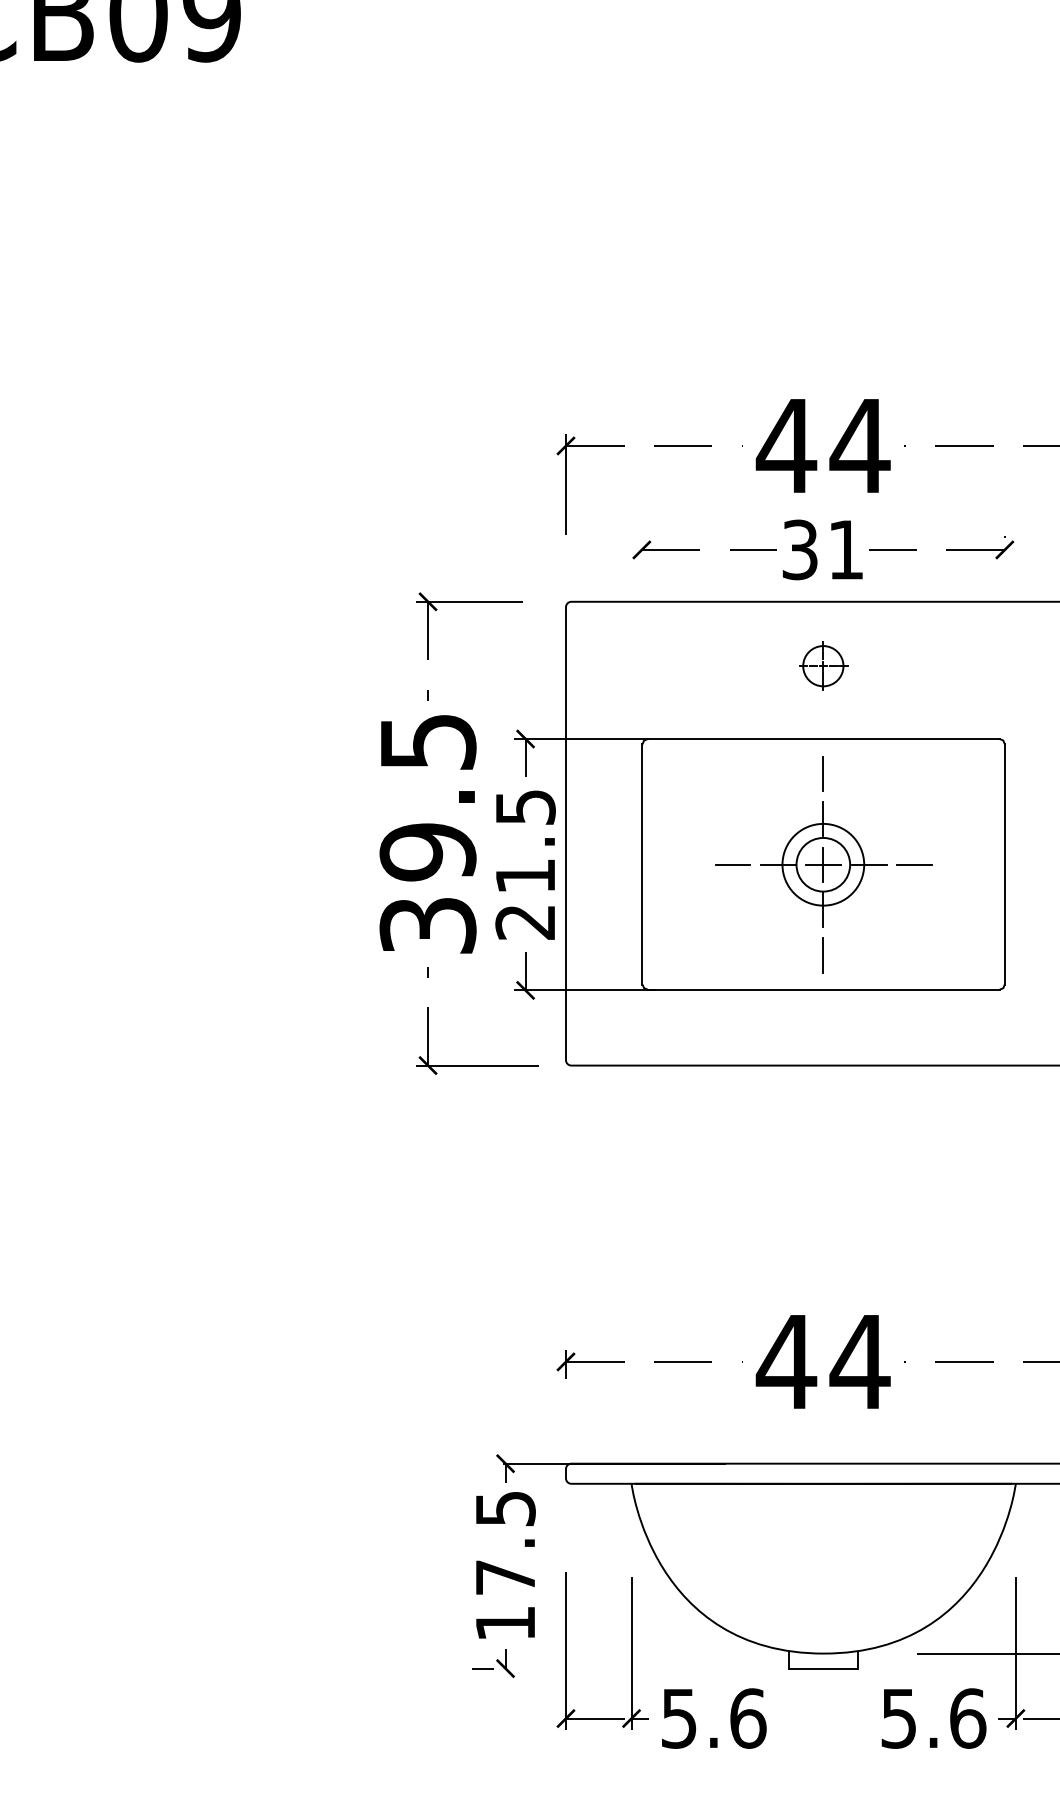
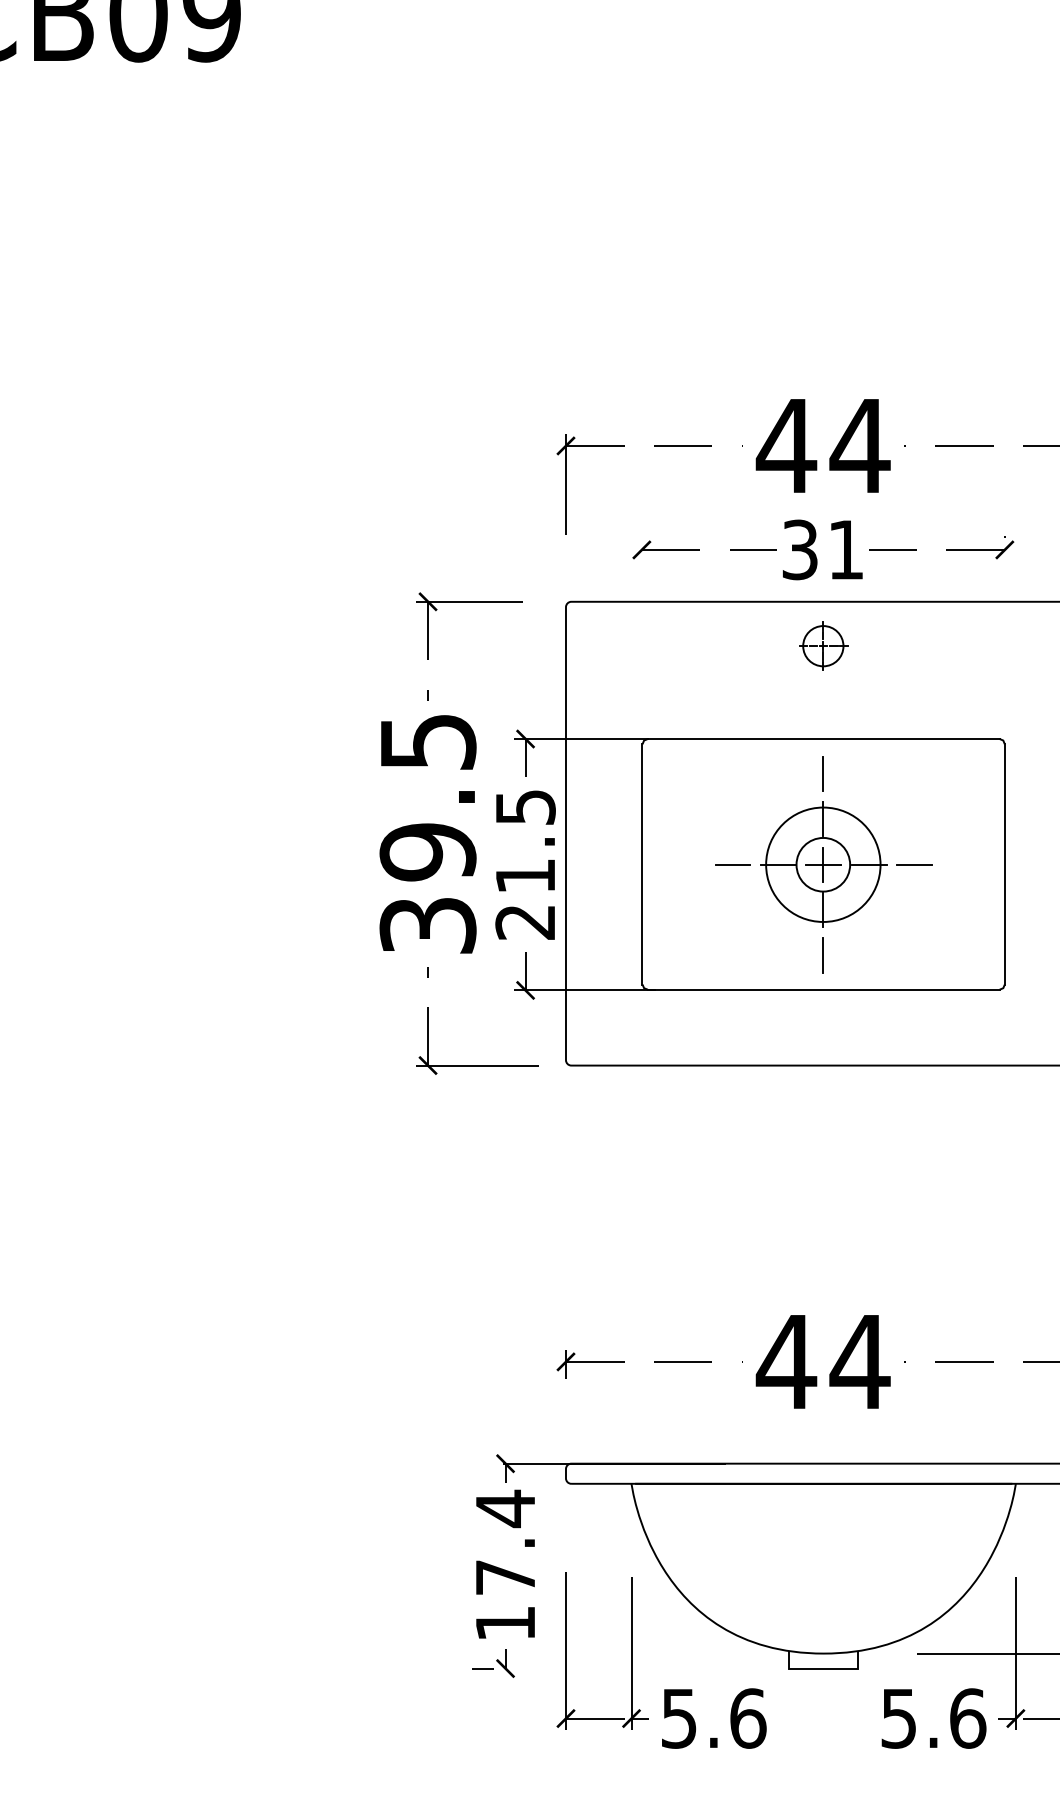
part position: (823, 665) -> (823, 645) (823, 645)
circle diameter: 82 px -> 114 px (823, 864)
text: 17.5 -> 17.4 (505, 1508)
